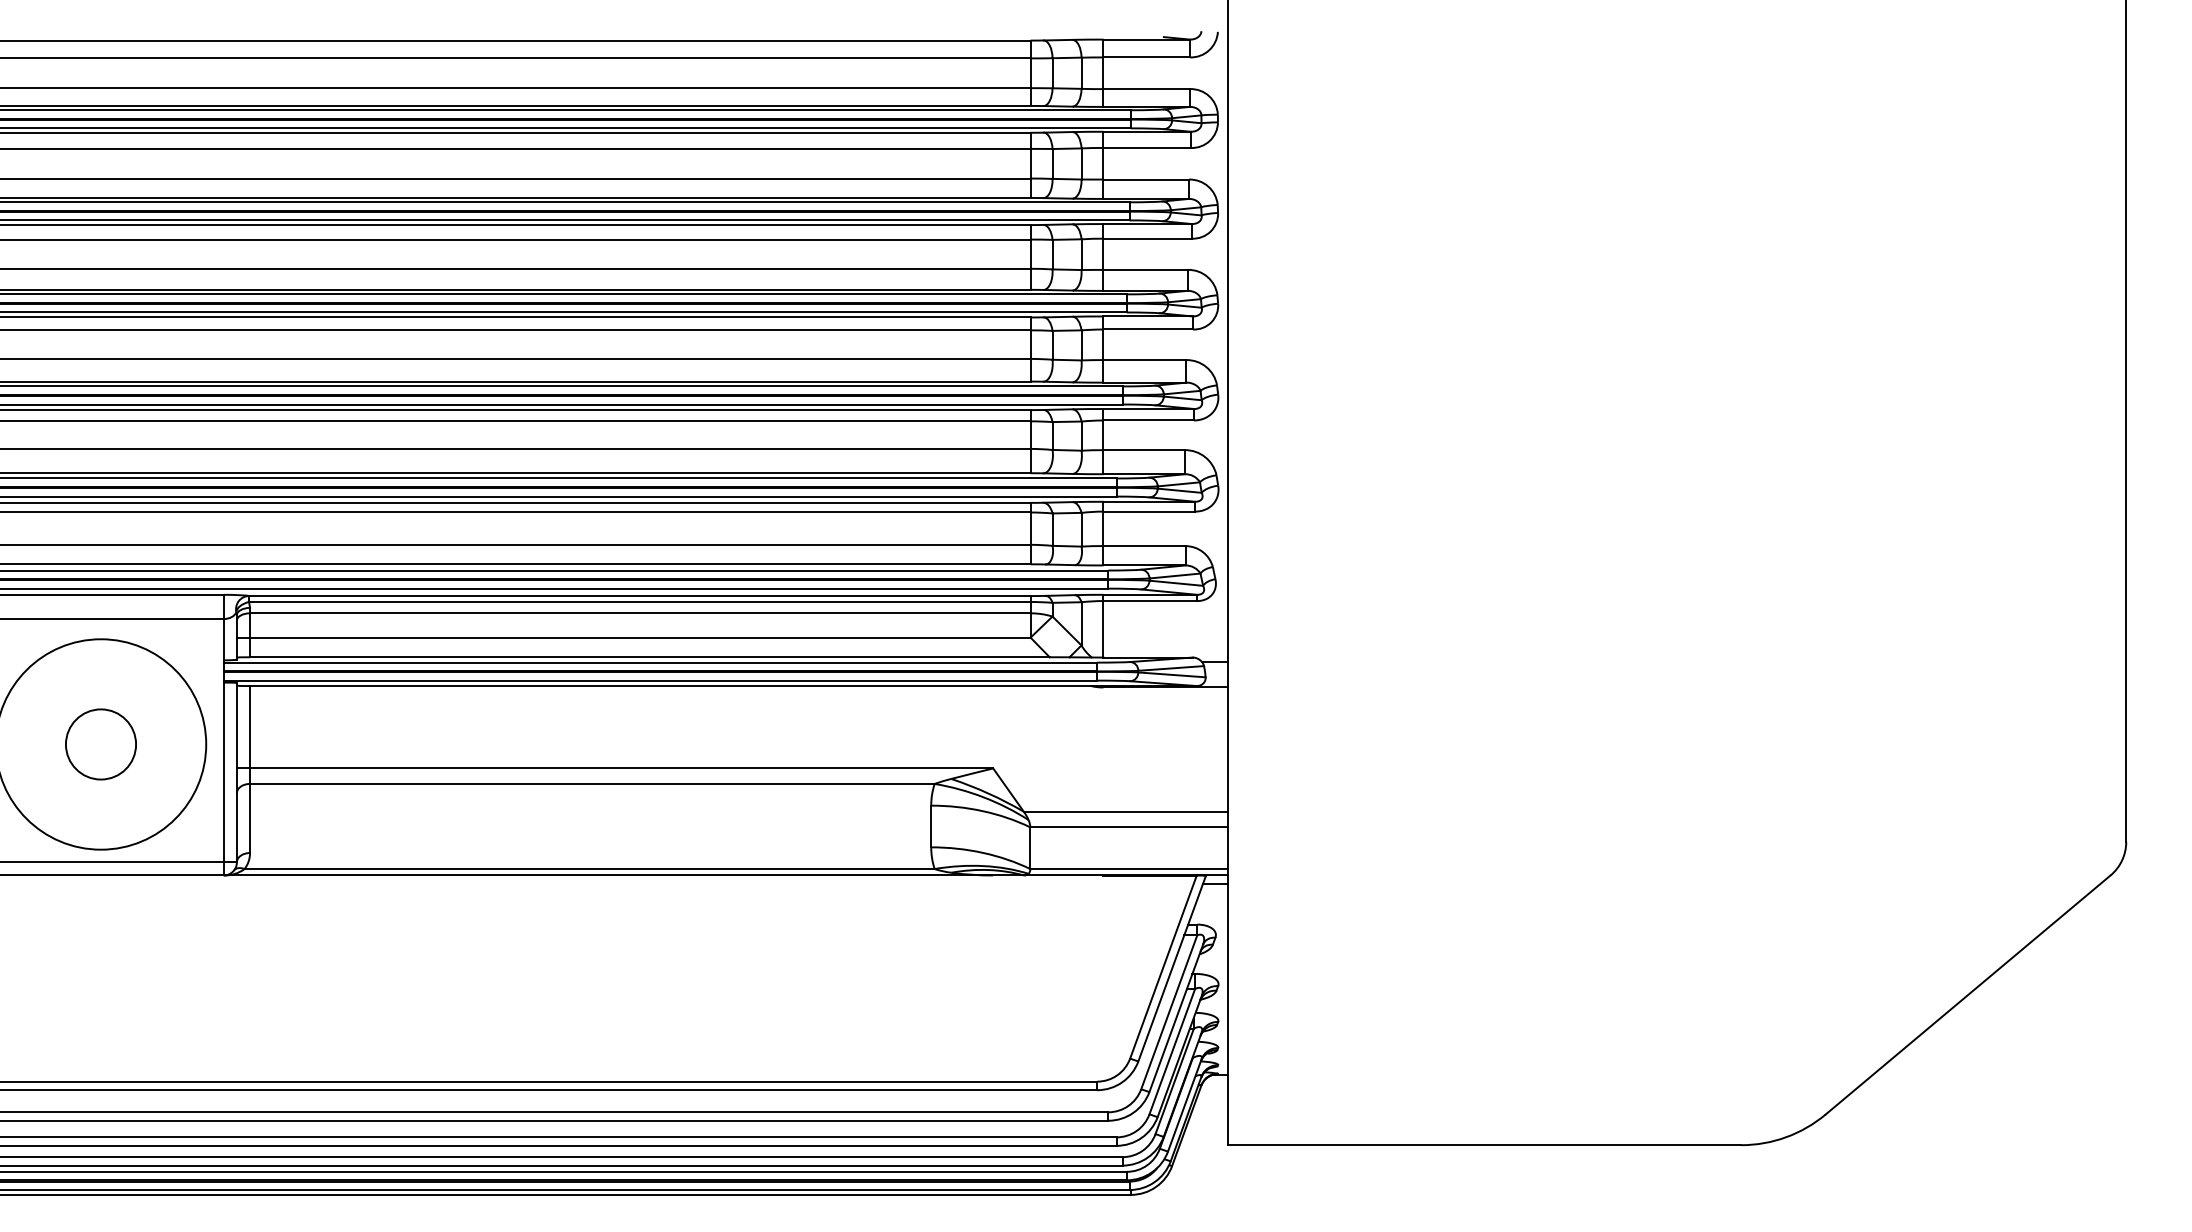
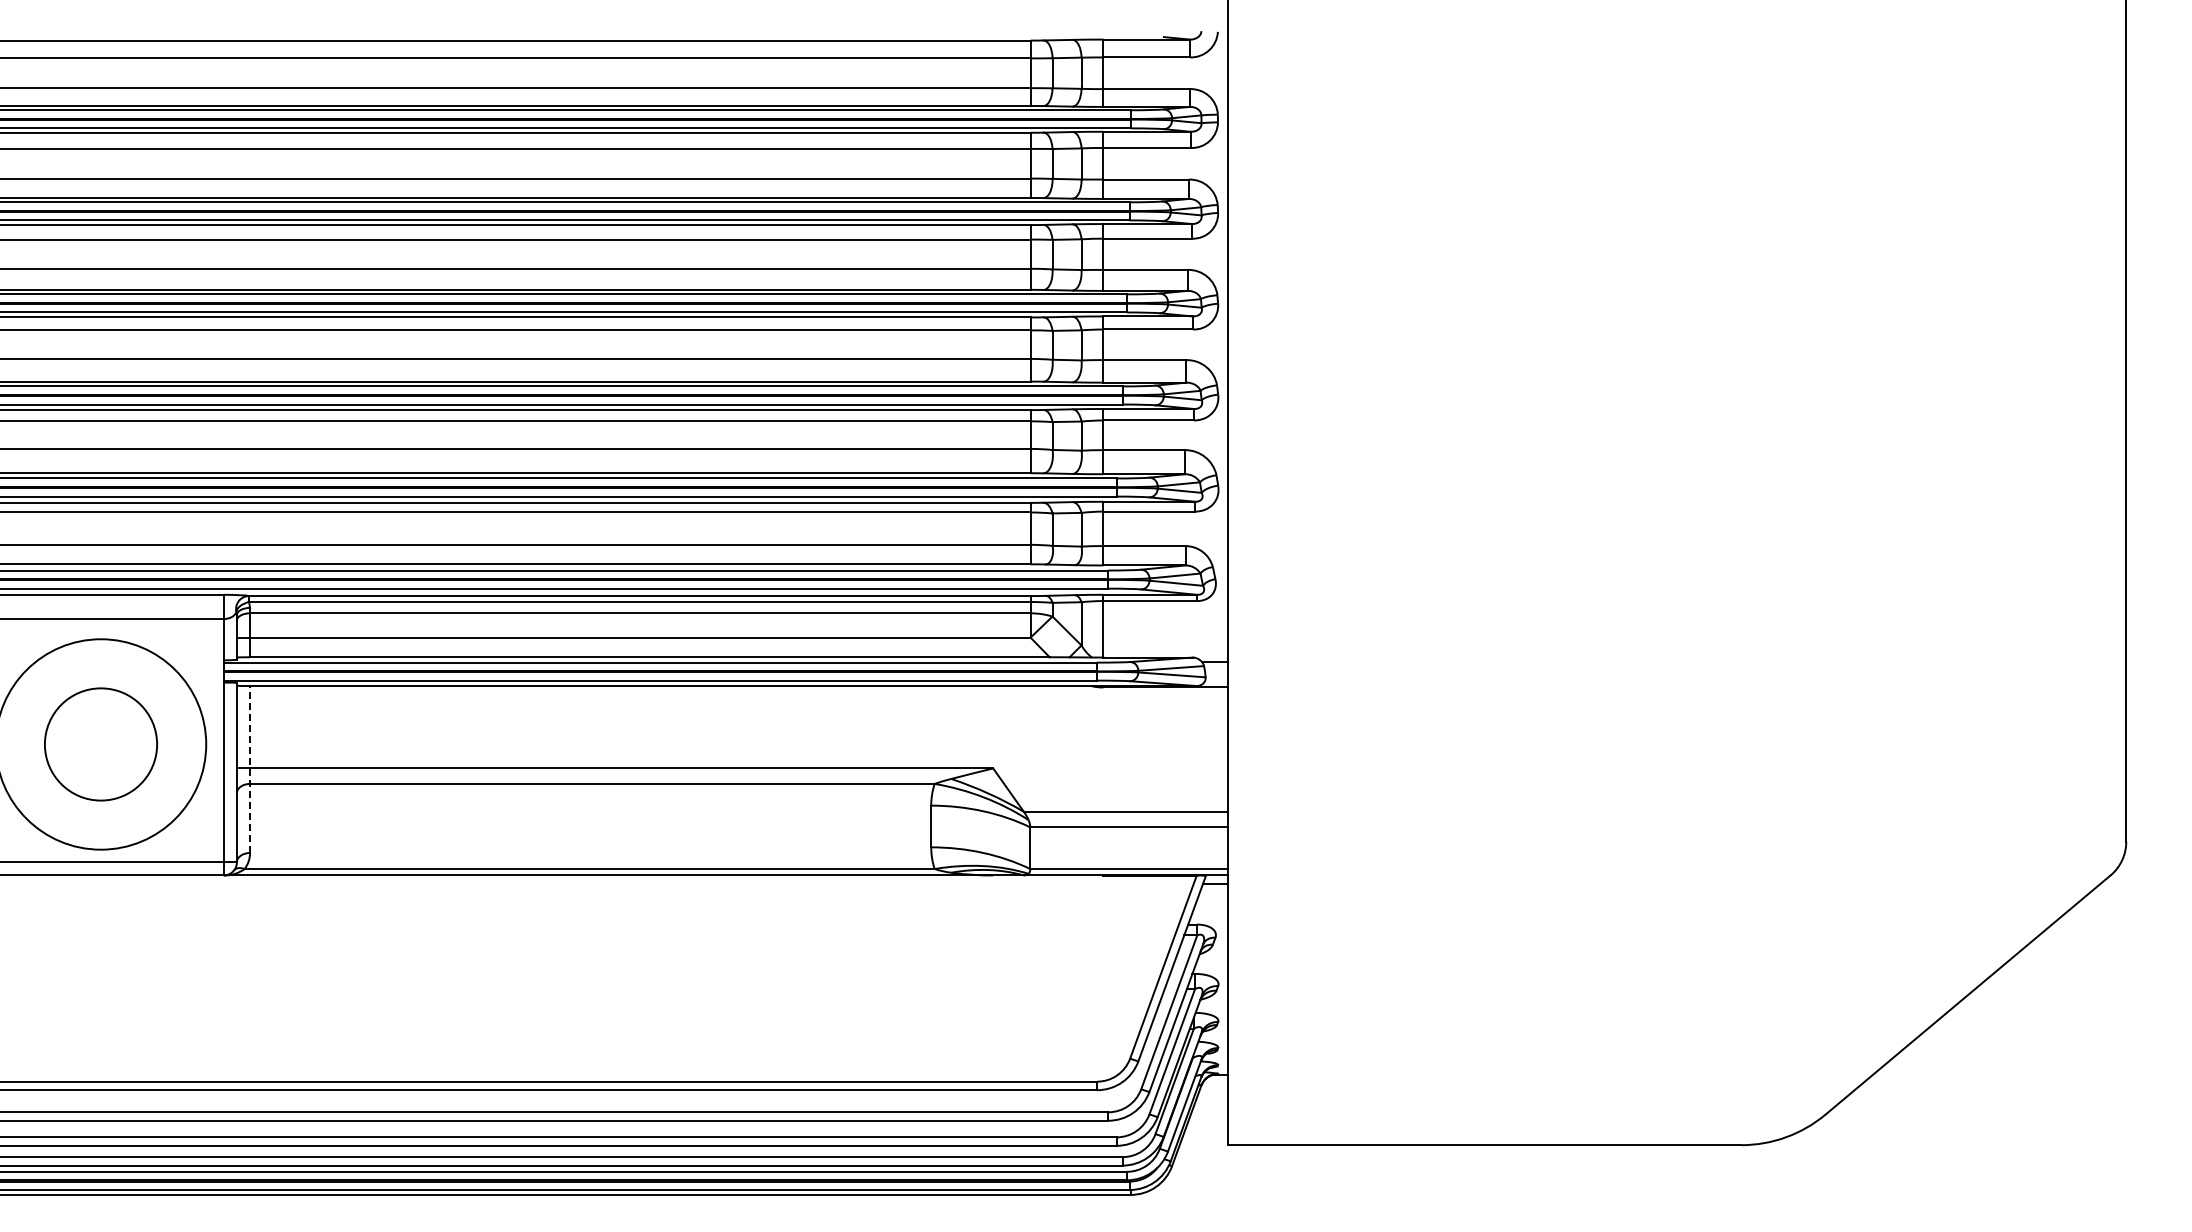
circle diameter: 70 px -> 112 px (100, 744)
line: solid -> dashed (250, 769)
